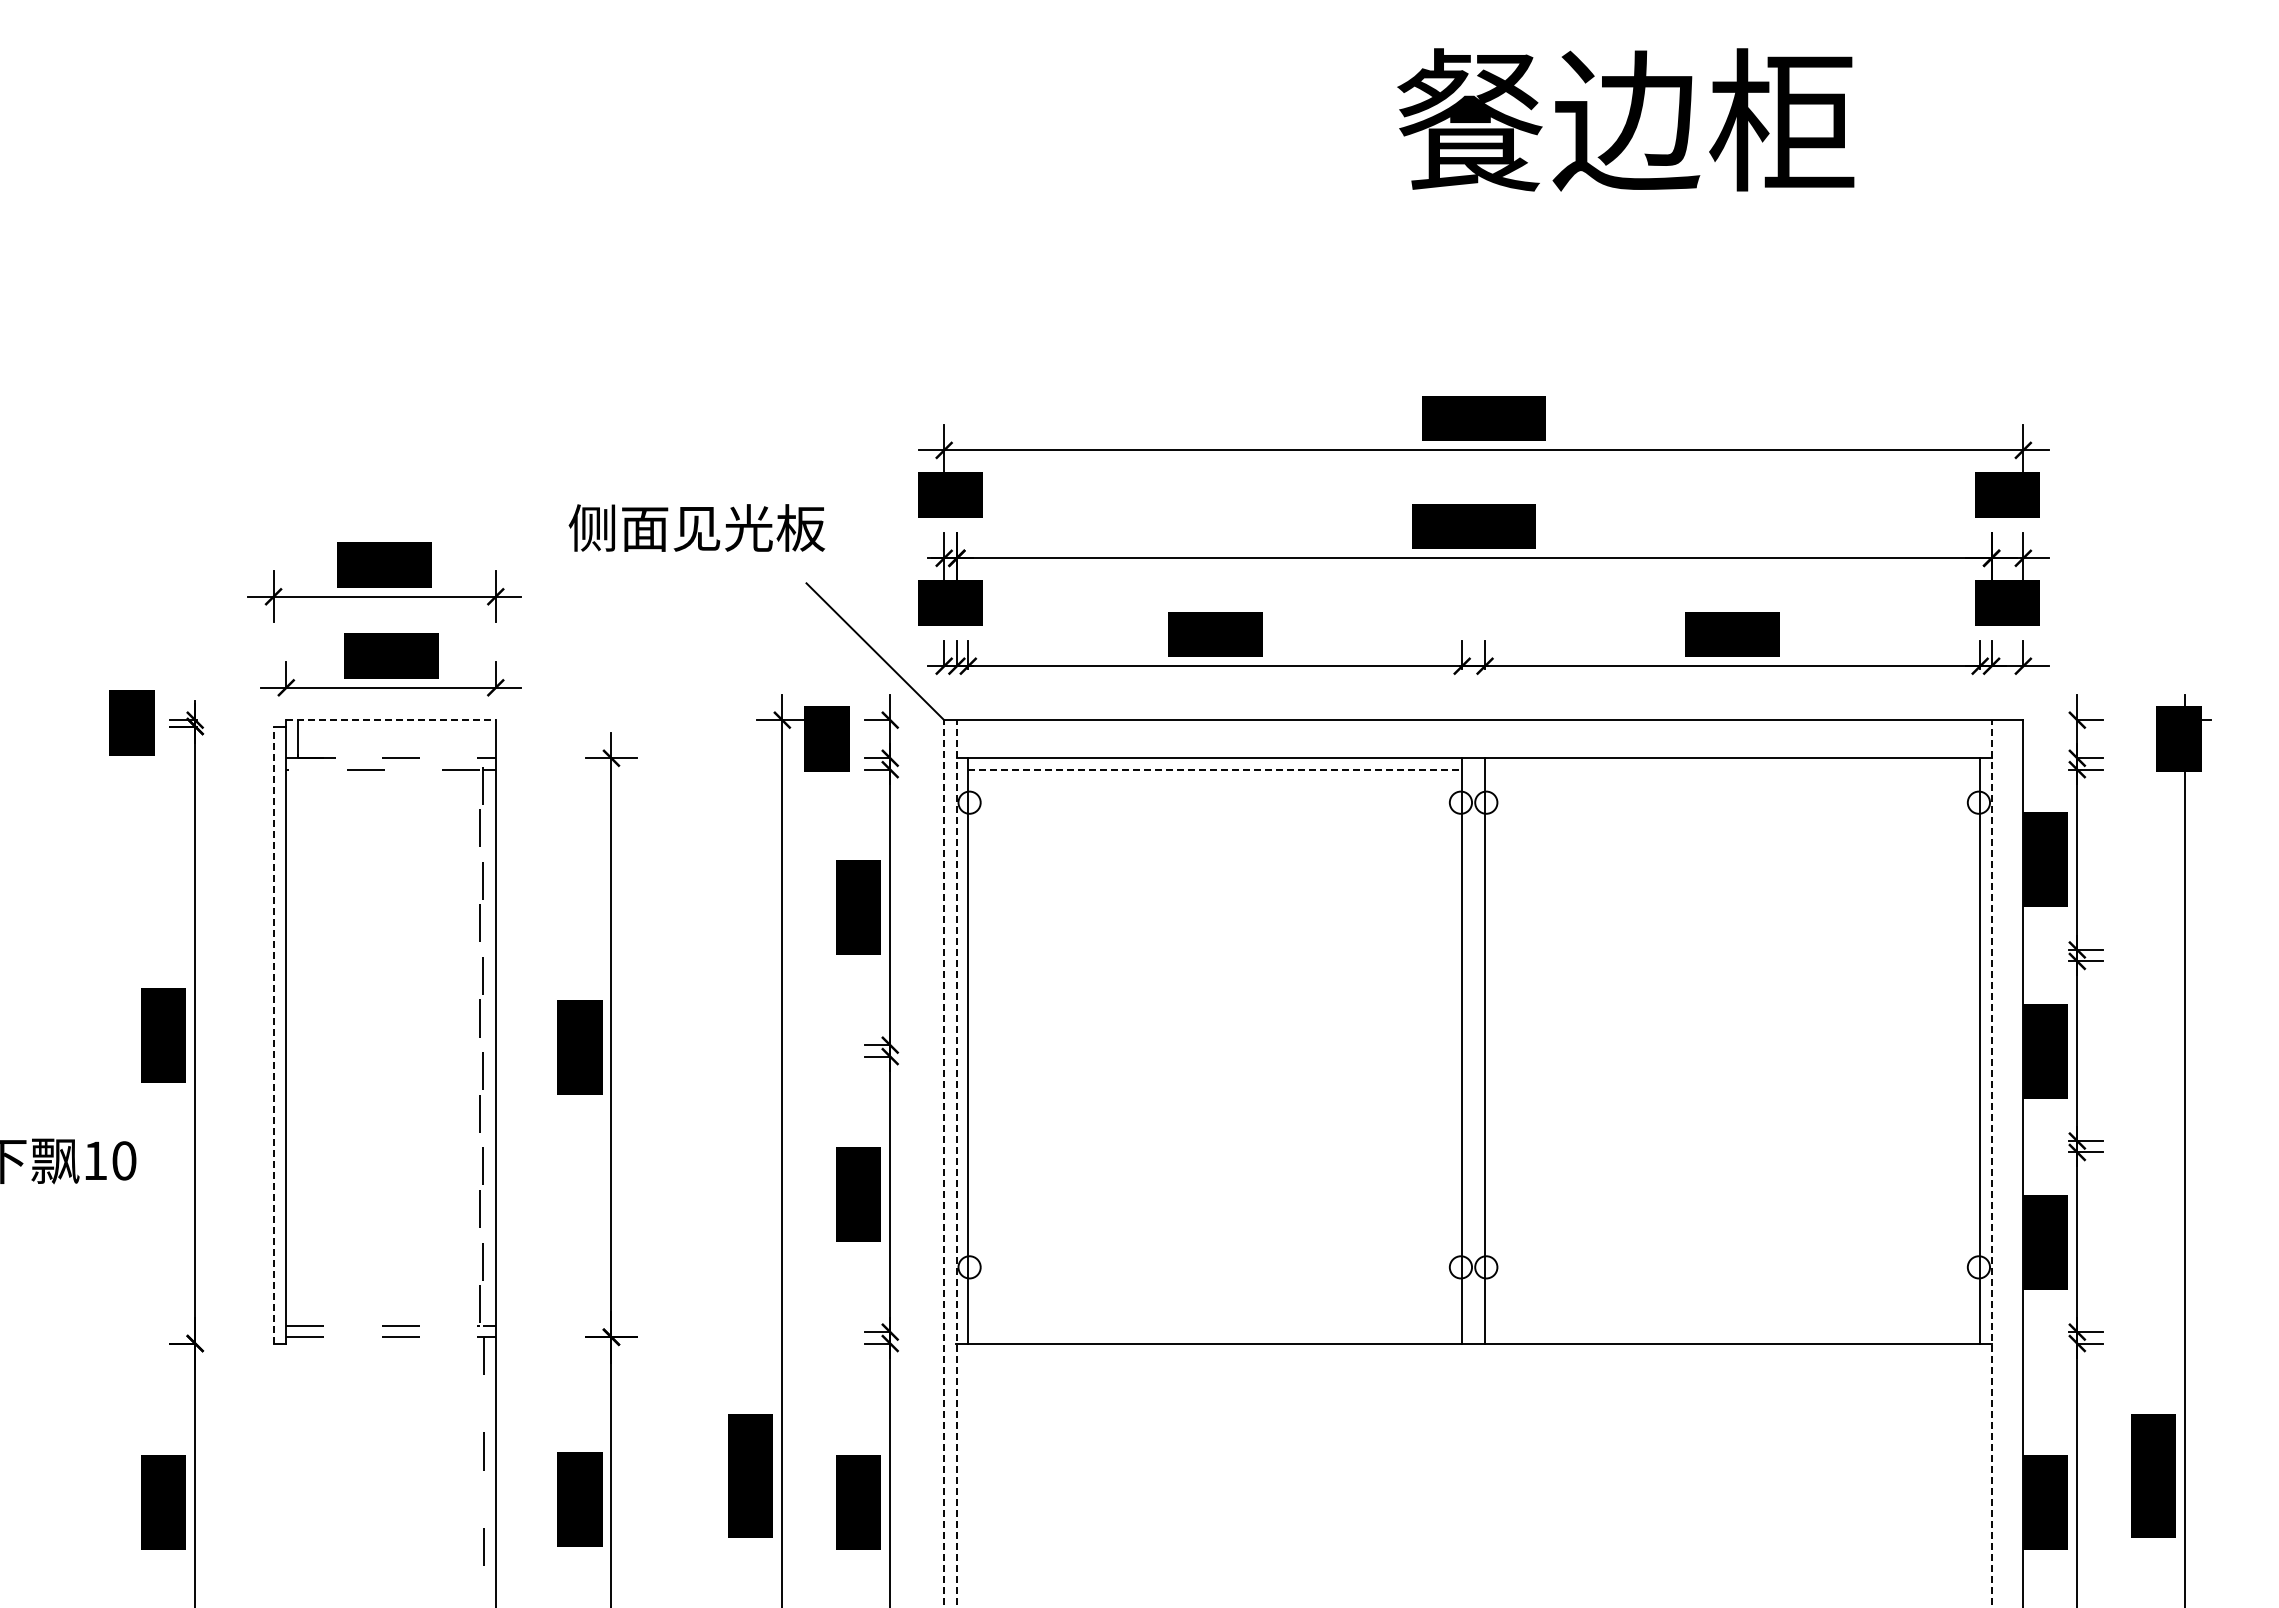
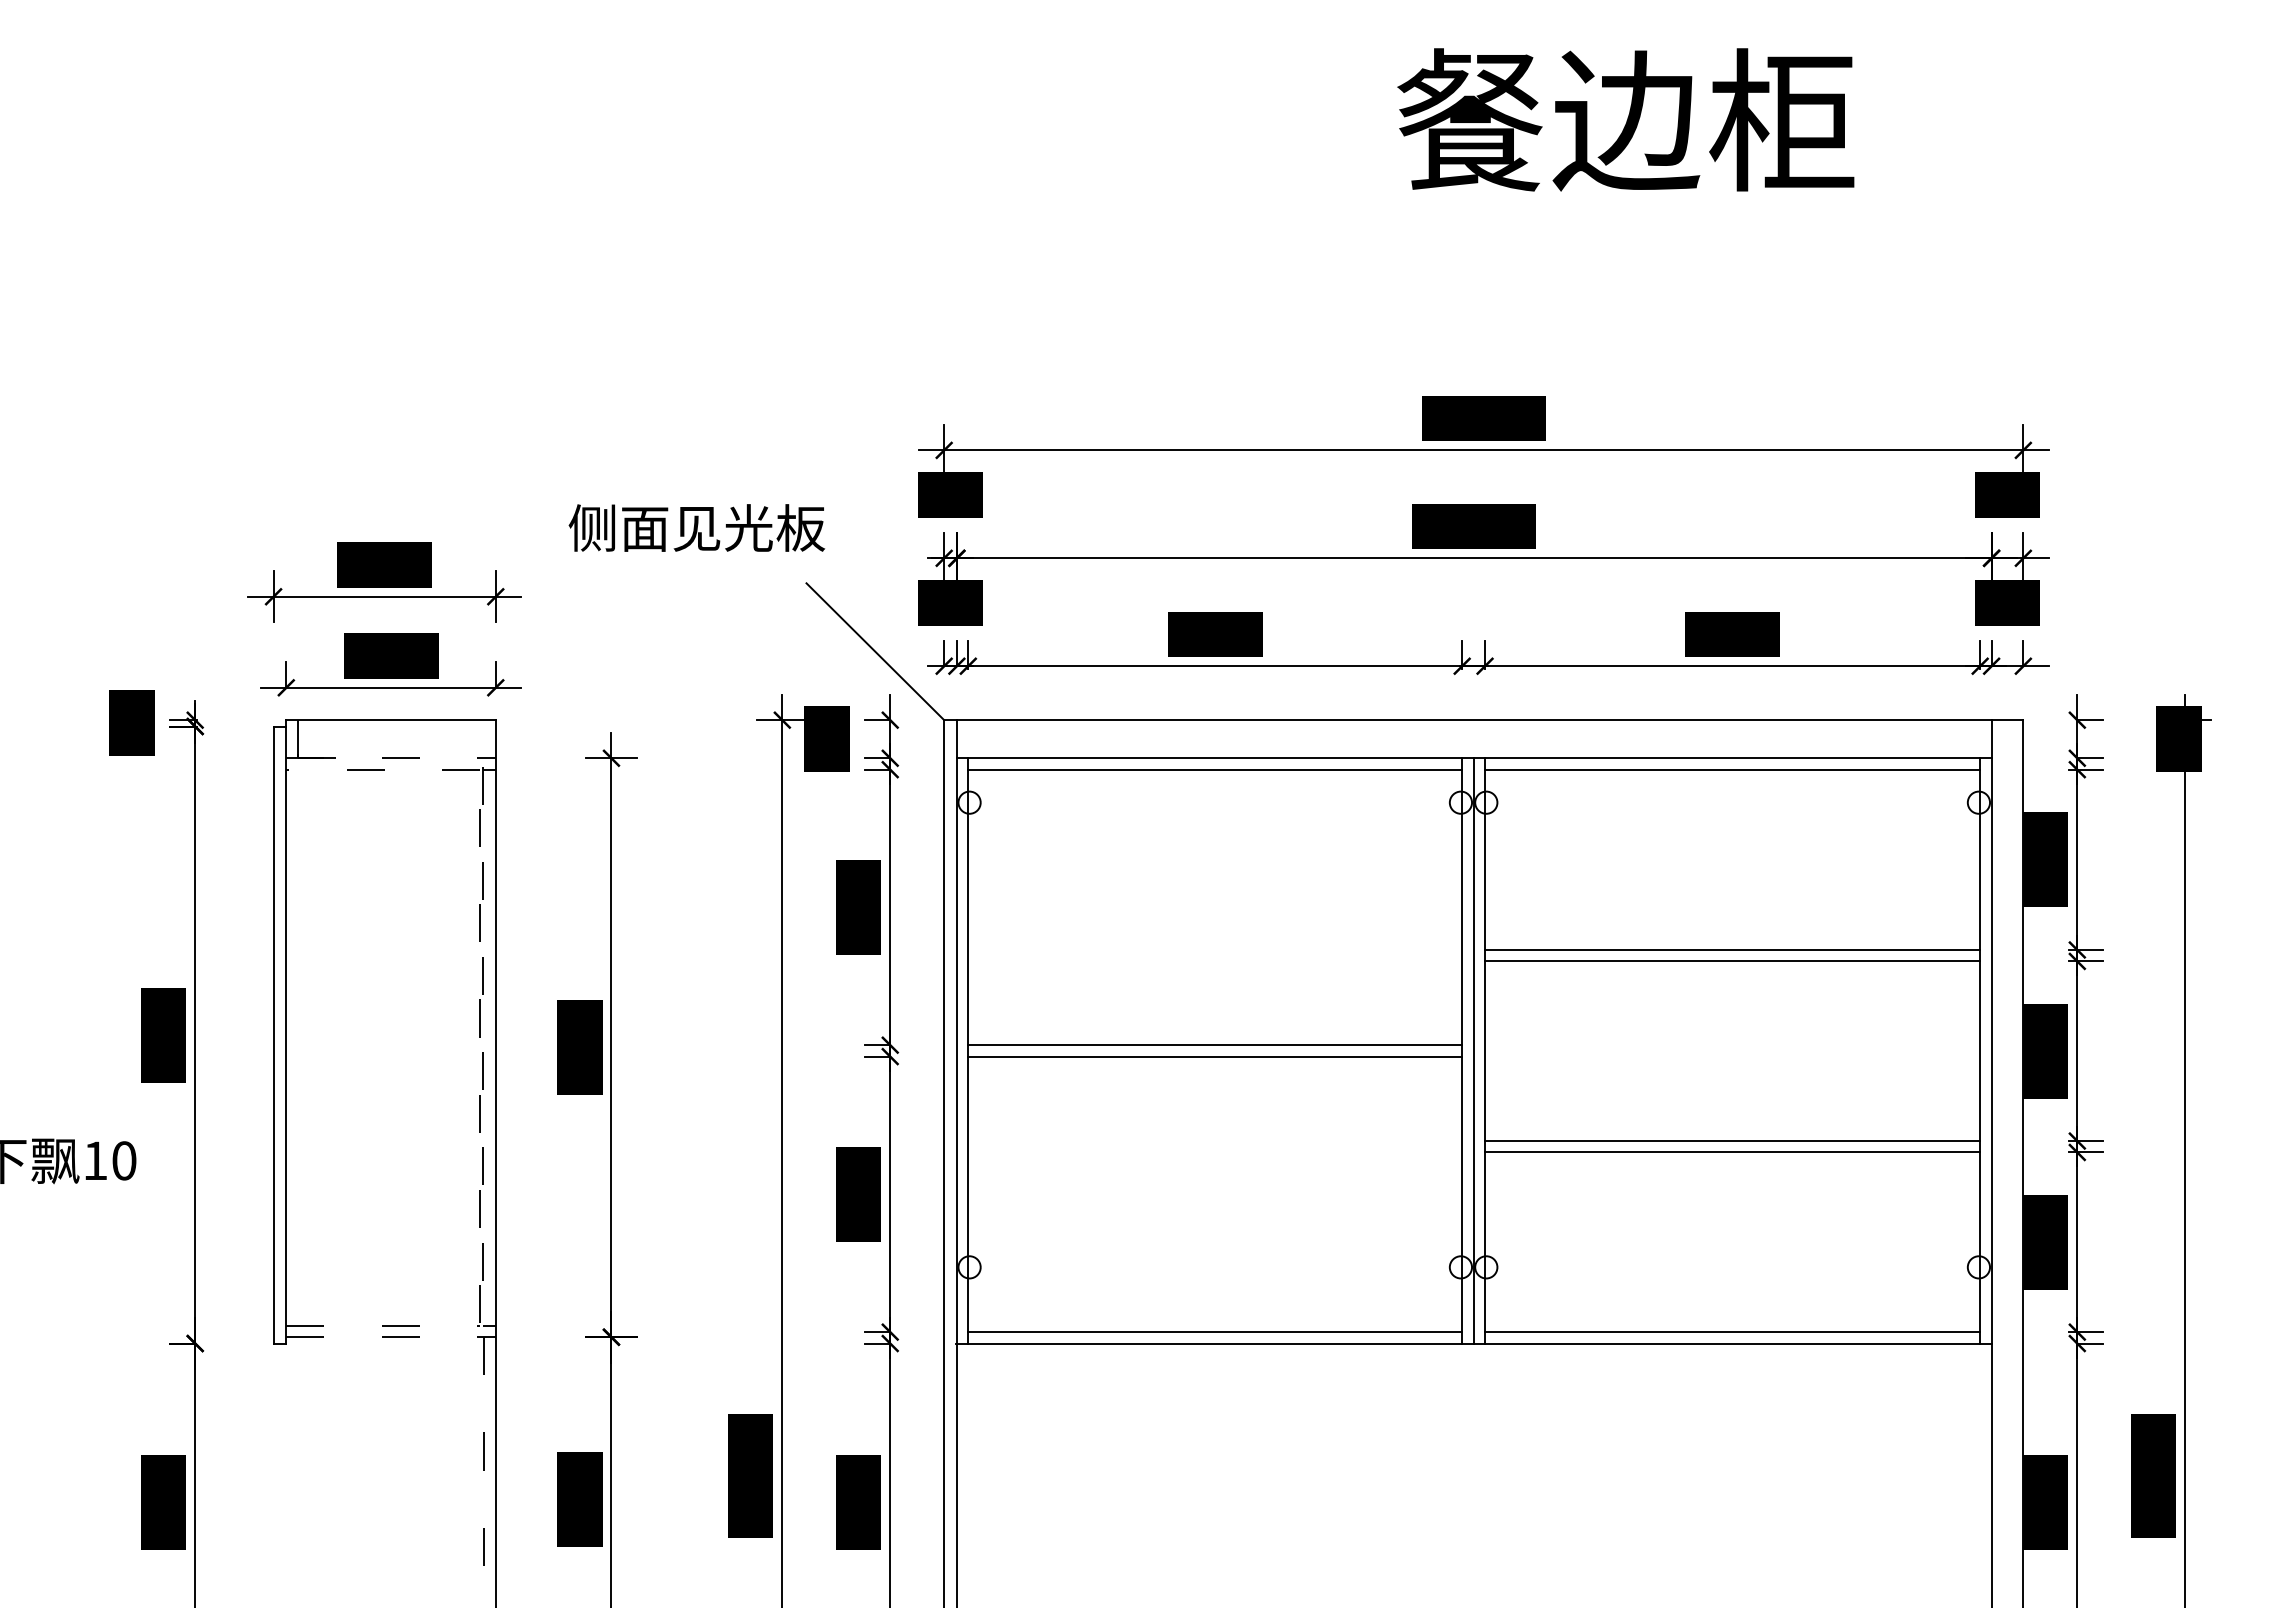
line: dashed -> solid (391, 720)
line: dashed -> solid (1215, 769)
line: none -> present (1732, 769)
line: none -> present (1732, 949)
line: none -> present (1732, 961)
line: dashed -> solid (273, 1035)
line: none -> present (1215, 1045)
line: none -> present (1473, 1050)
line: none -> present (1215, 1056)
line: none -> present (1732, 1141)
line: none -> present (1732, 1152)
line: dashed -> solid (944, 1163)
line: dashed -> solid (956, 1163)
line: dashed -> solid (1991, 1163)
line: none -> present (1215, 1332)
line: none -> present (1732, 1332)
